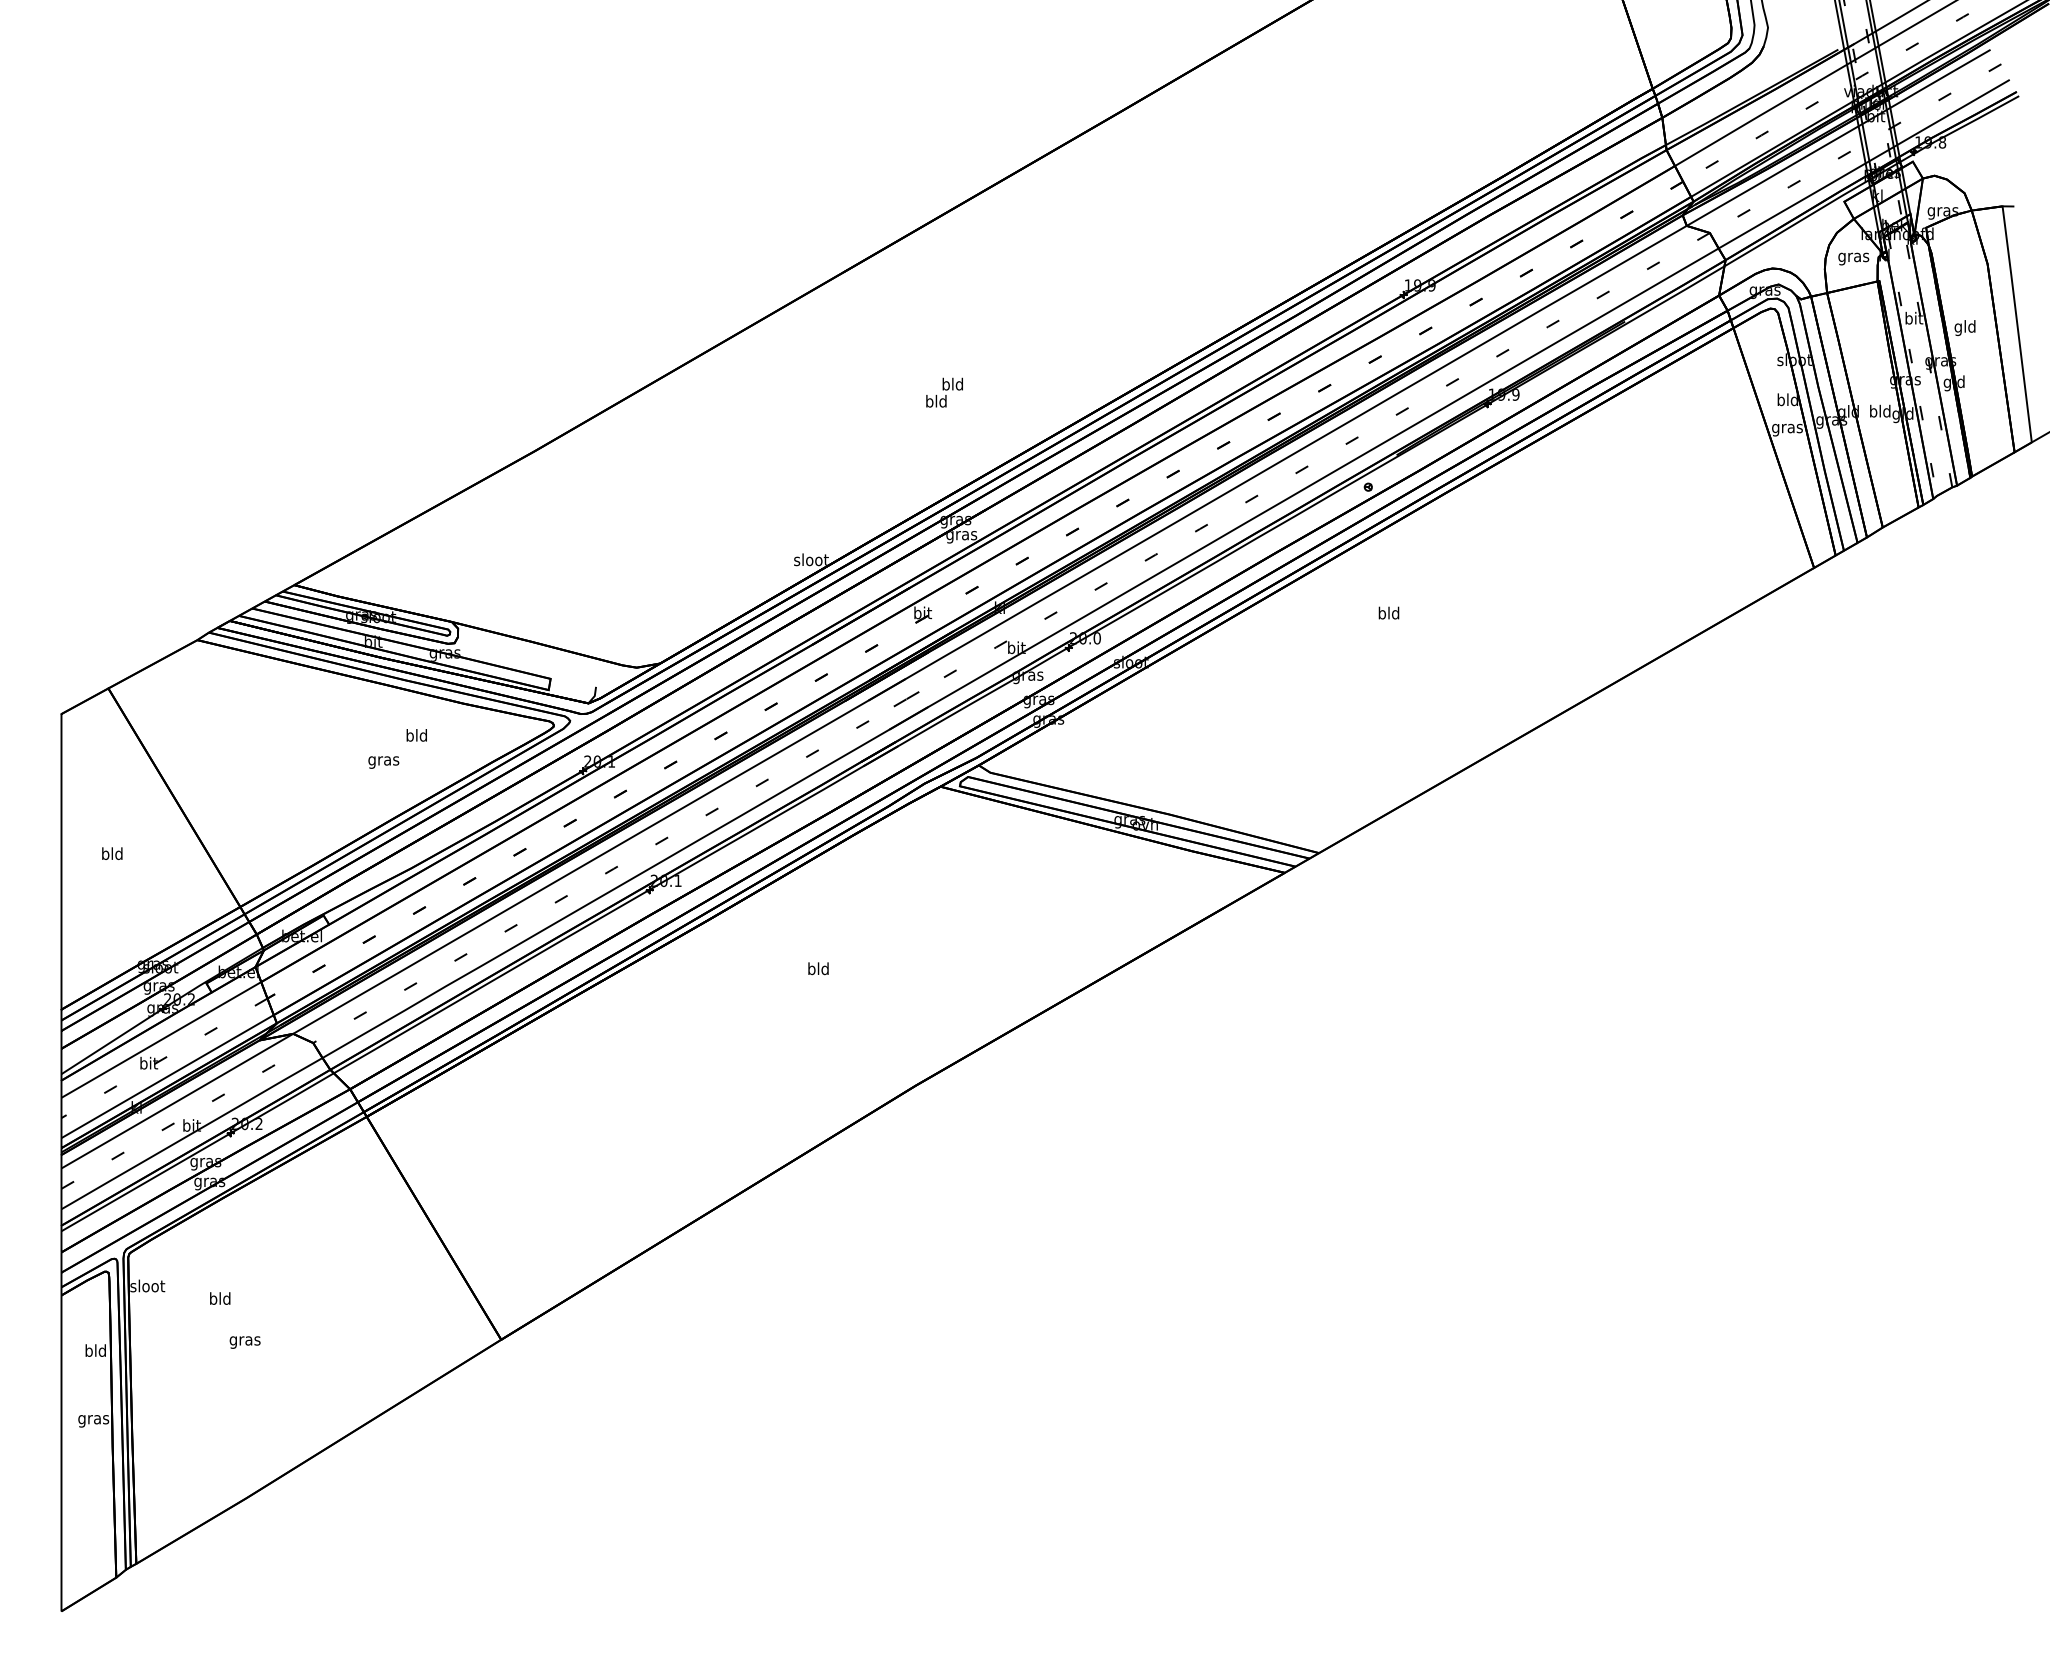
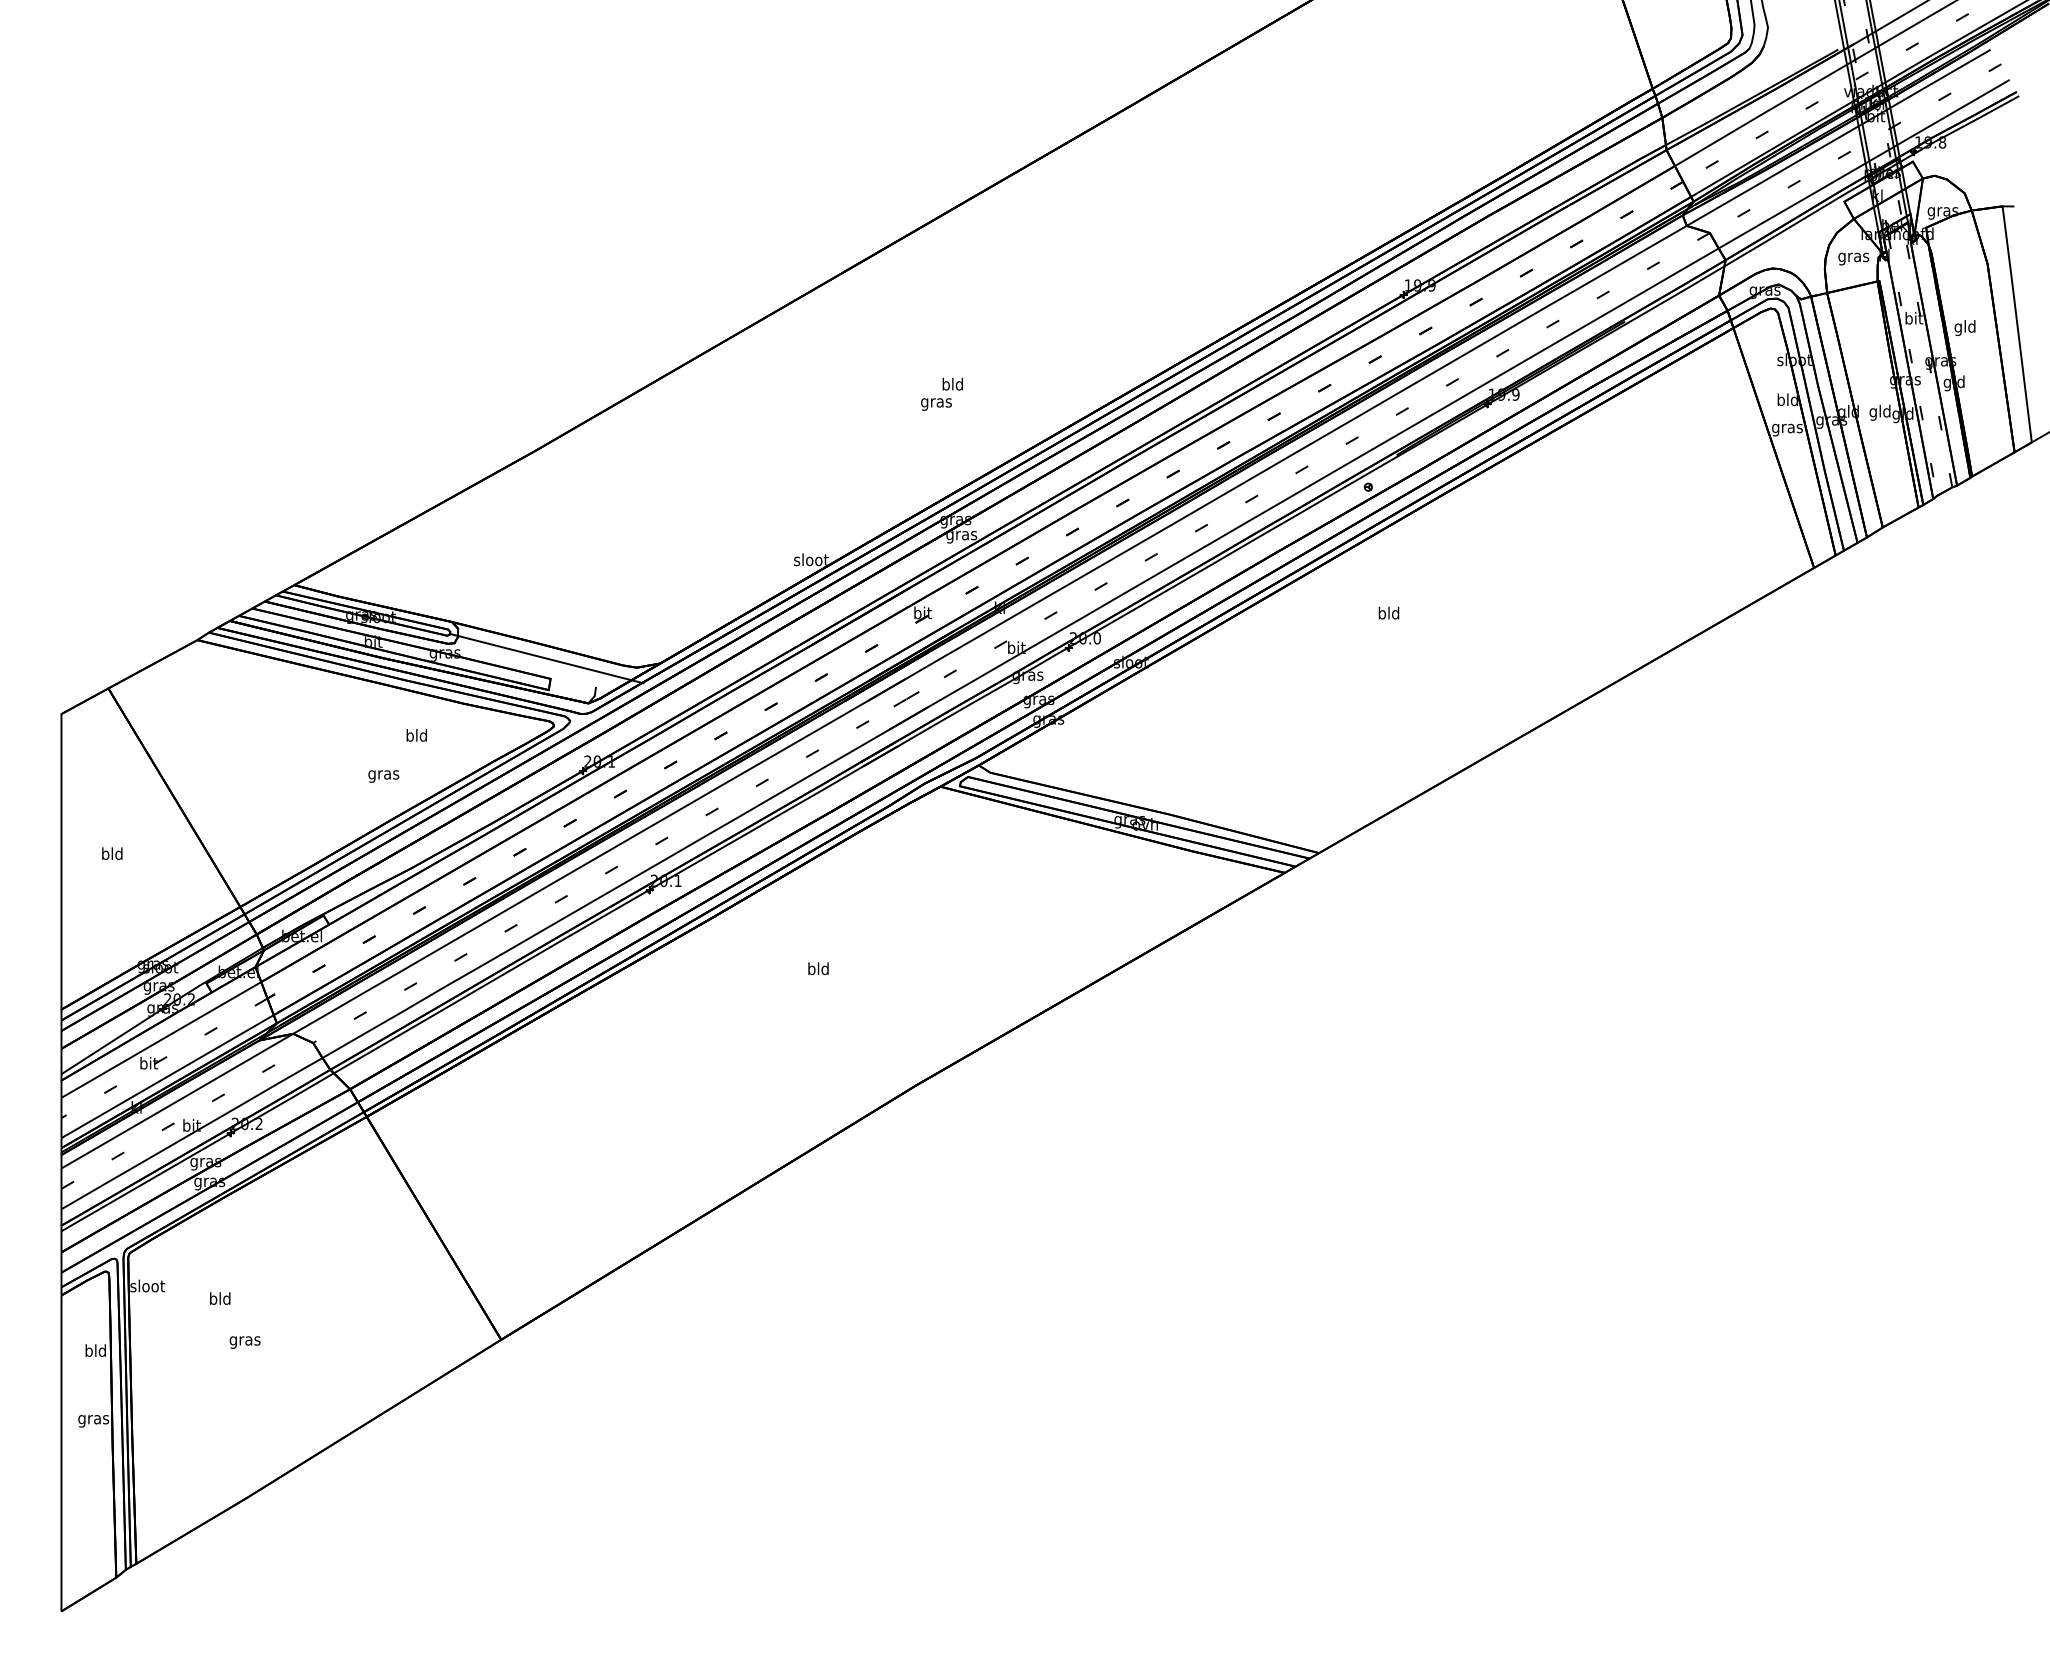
text: bld -> gras (936, 402)
text: bld -> gld (1873, 412)
line: none -> present (546, 658)
text position: (383, 762) -> (383, 776) (383, 776)
